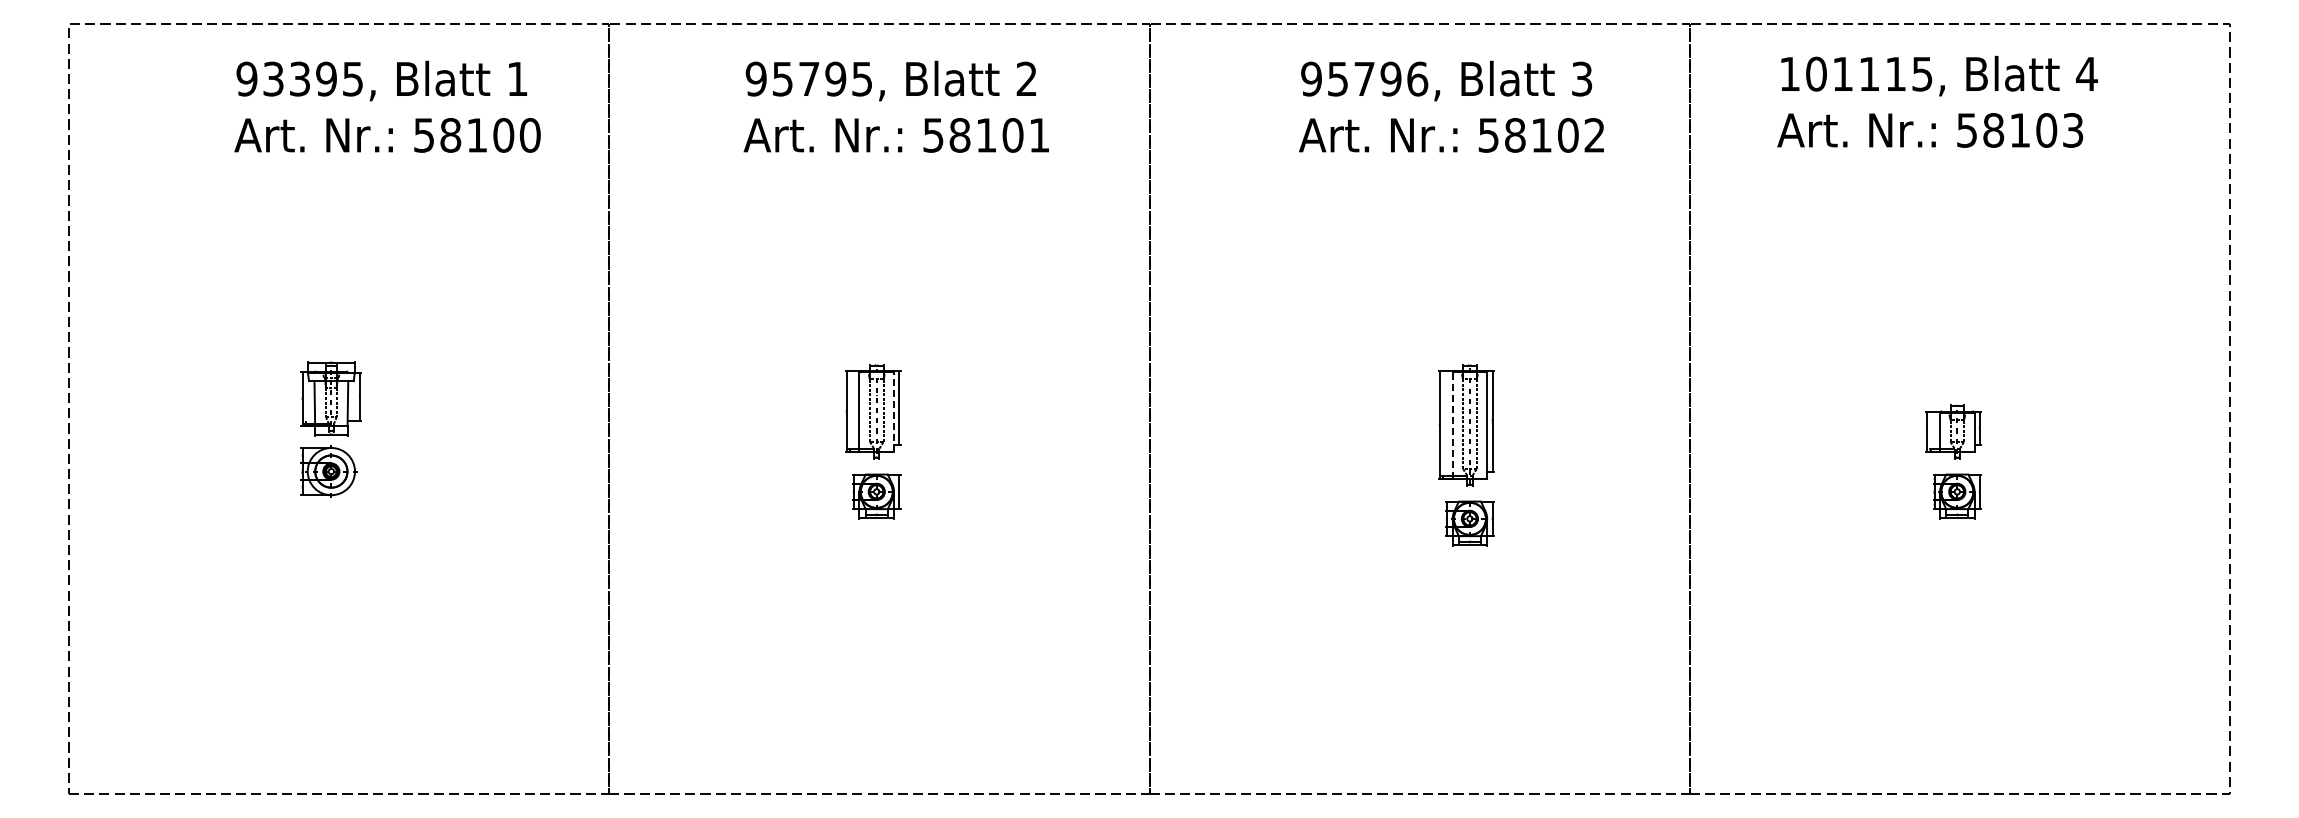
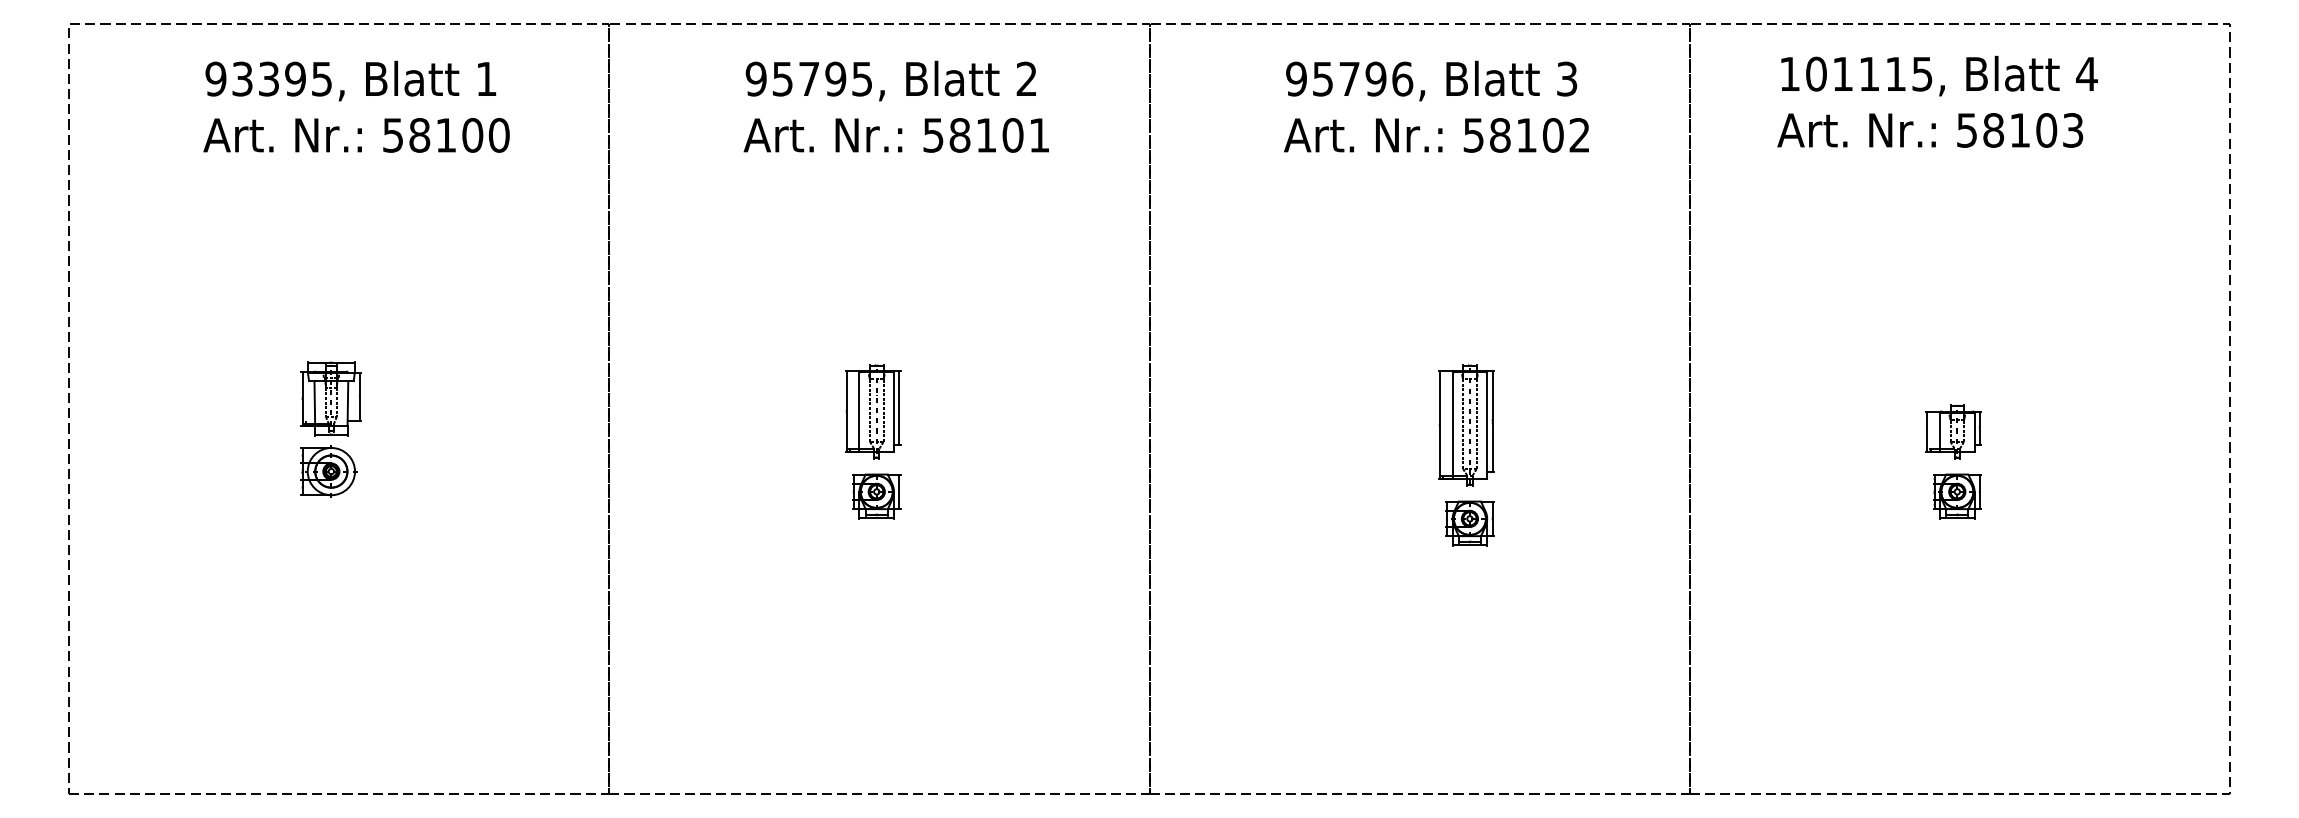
text position: (387, 106) -> (356, 106) (356, 106)
text position: (1451, 106) -> (1436, 106) (1436, 106)
line: dashed -> solid (894, 412)
line: dashed -> solid (1452, 425)
